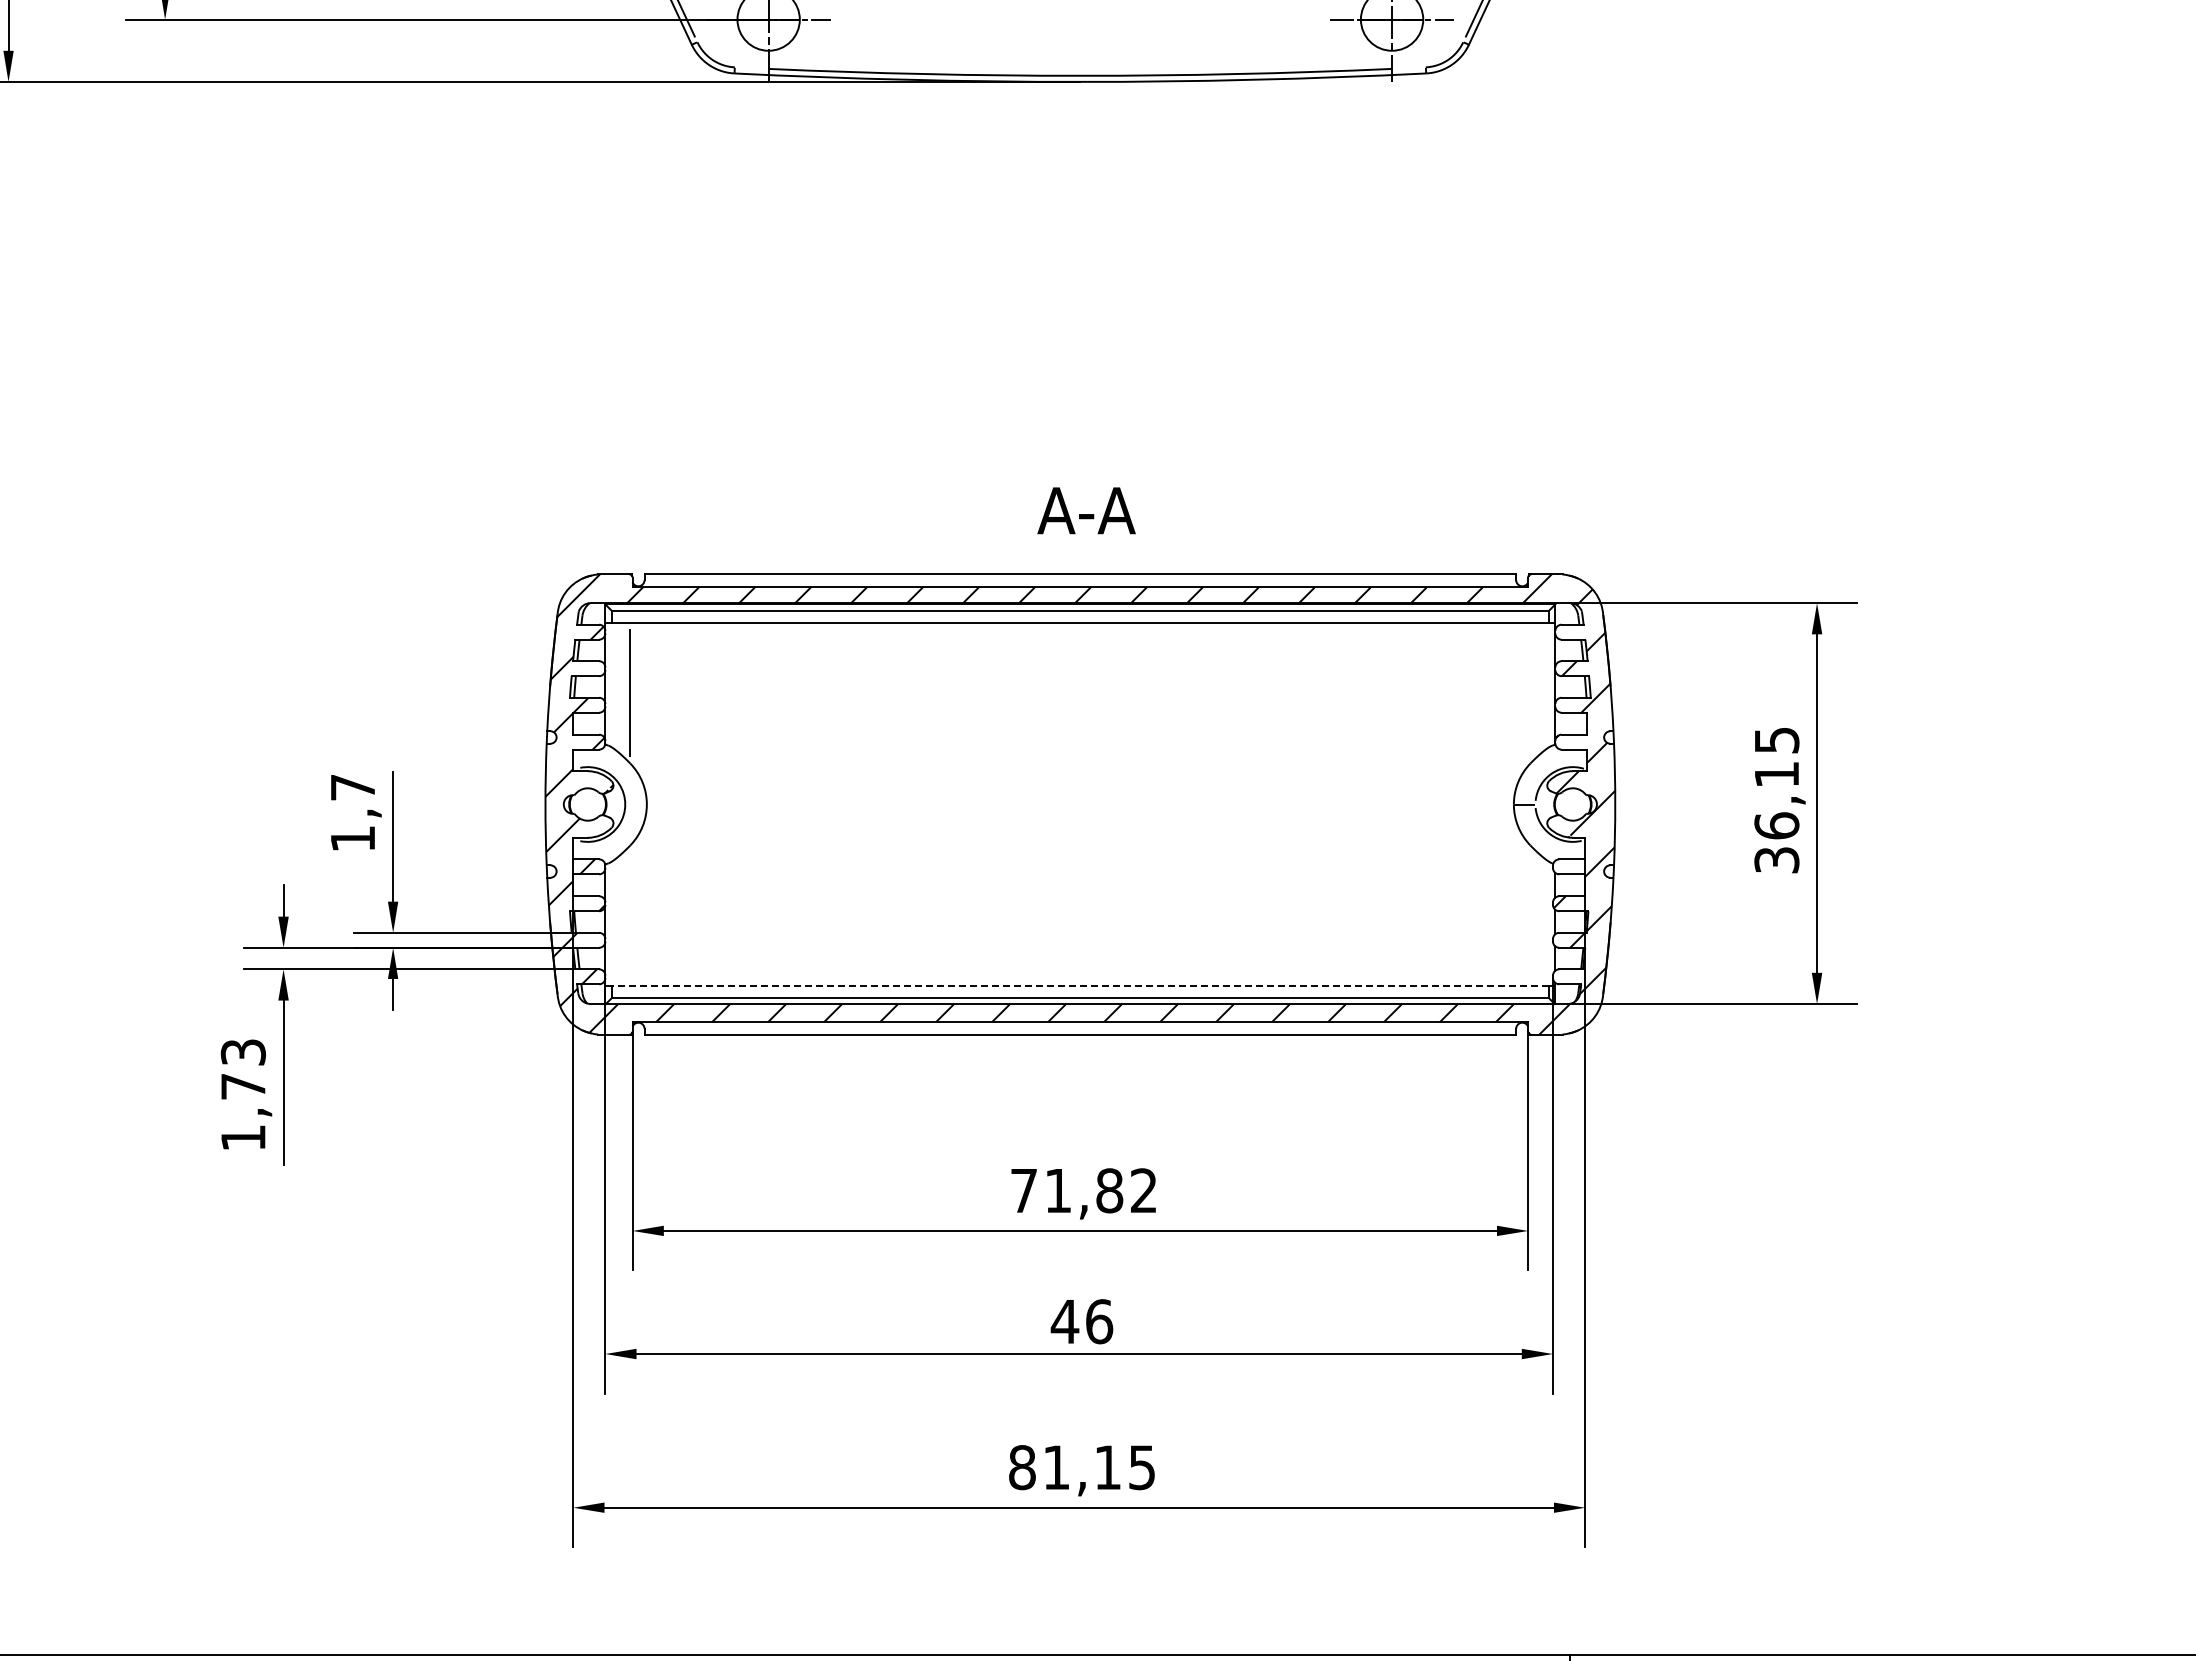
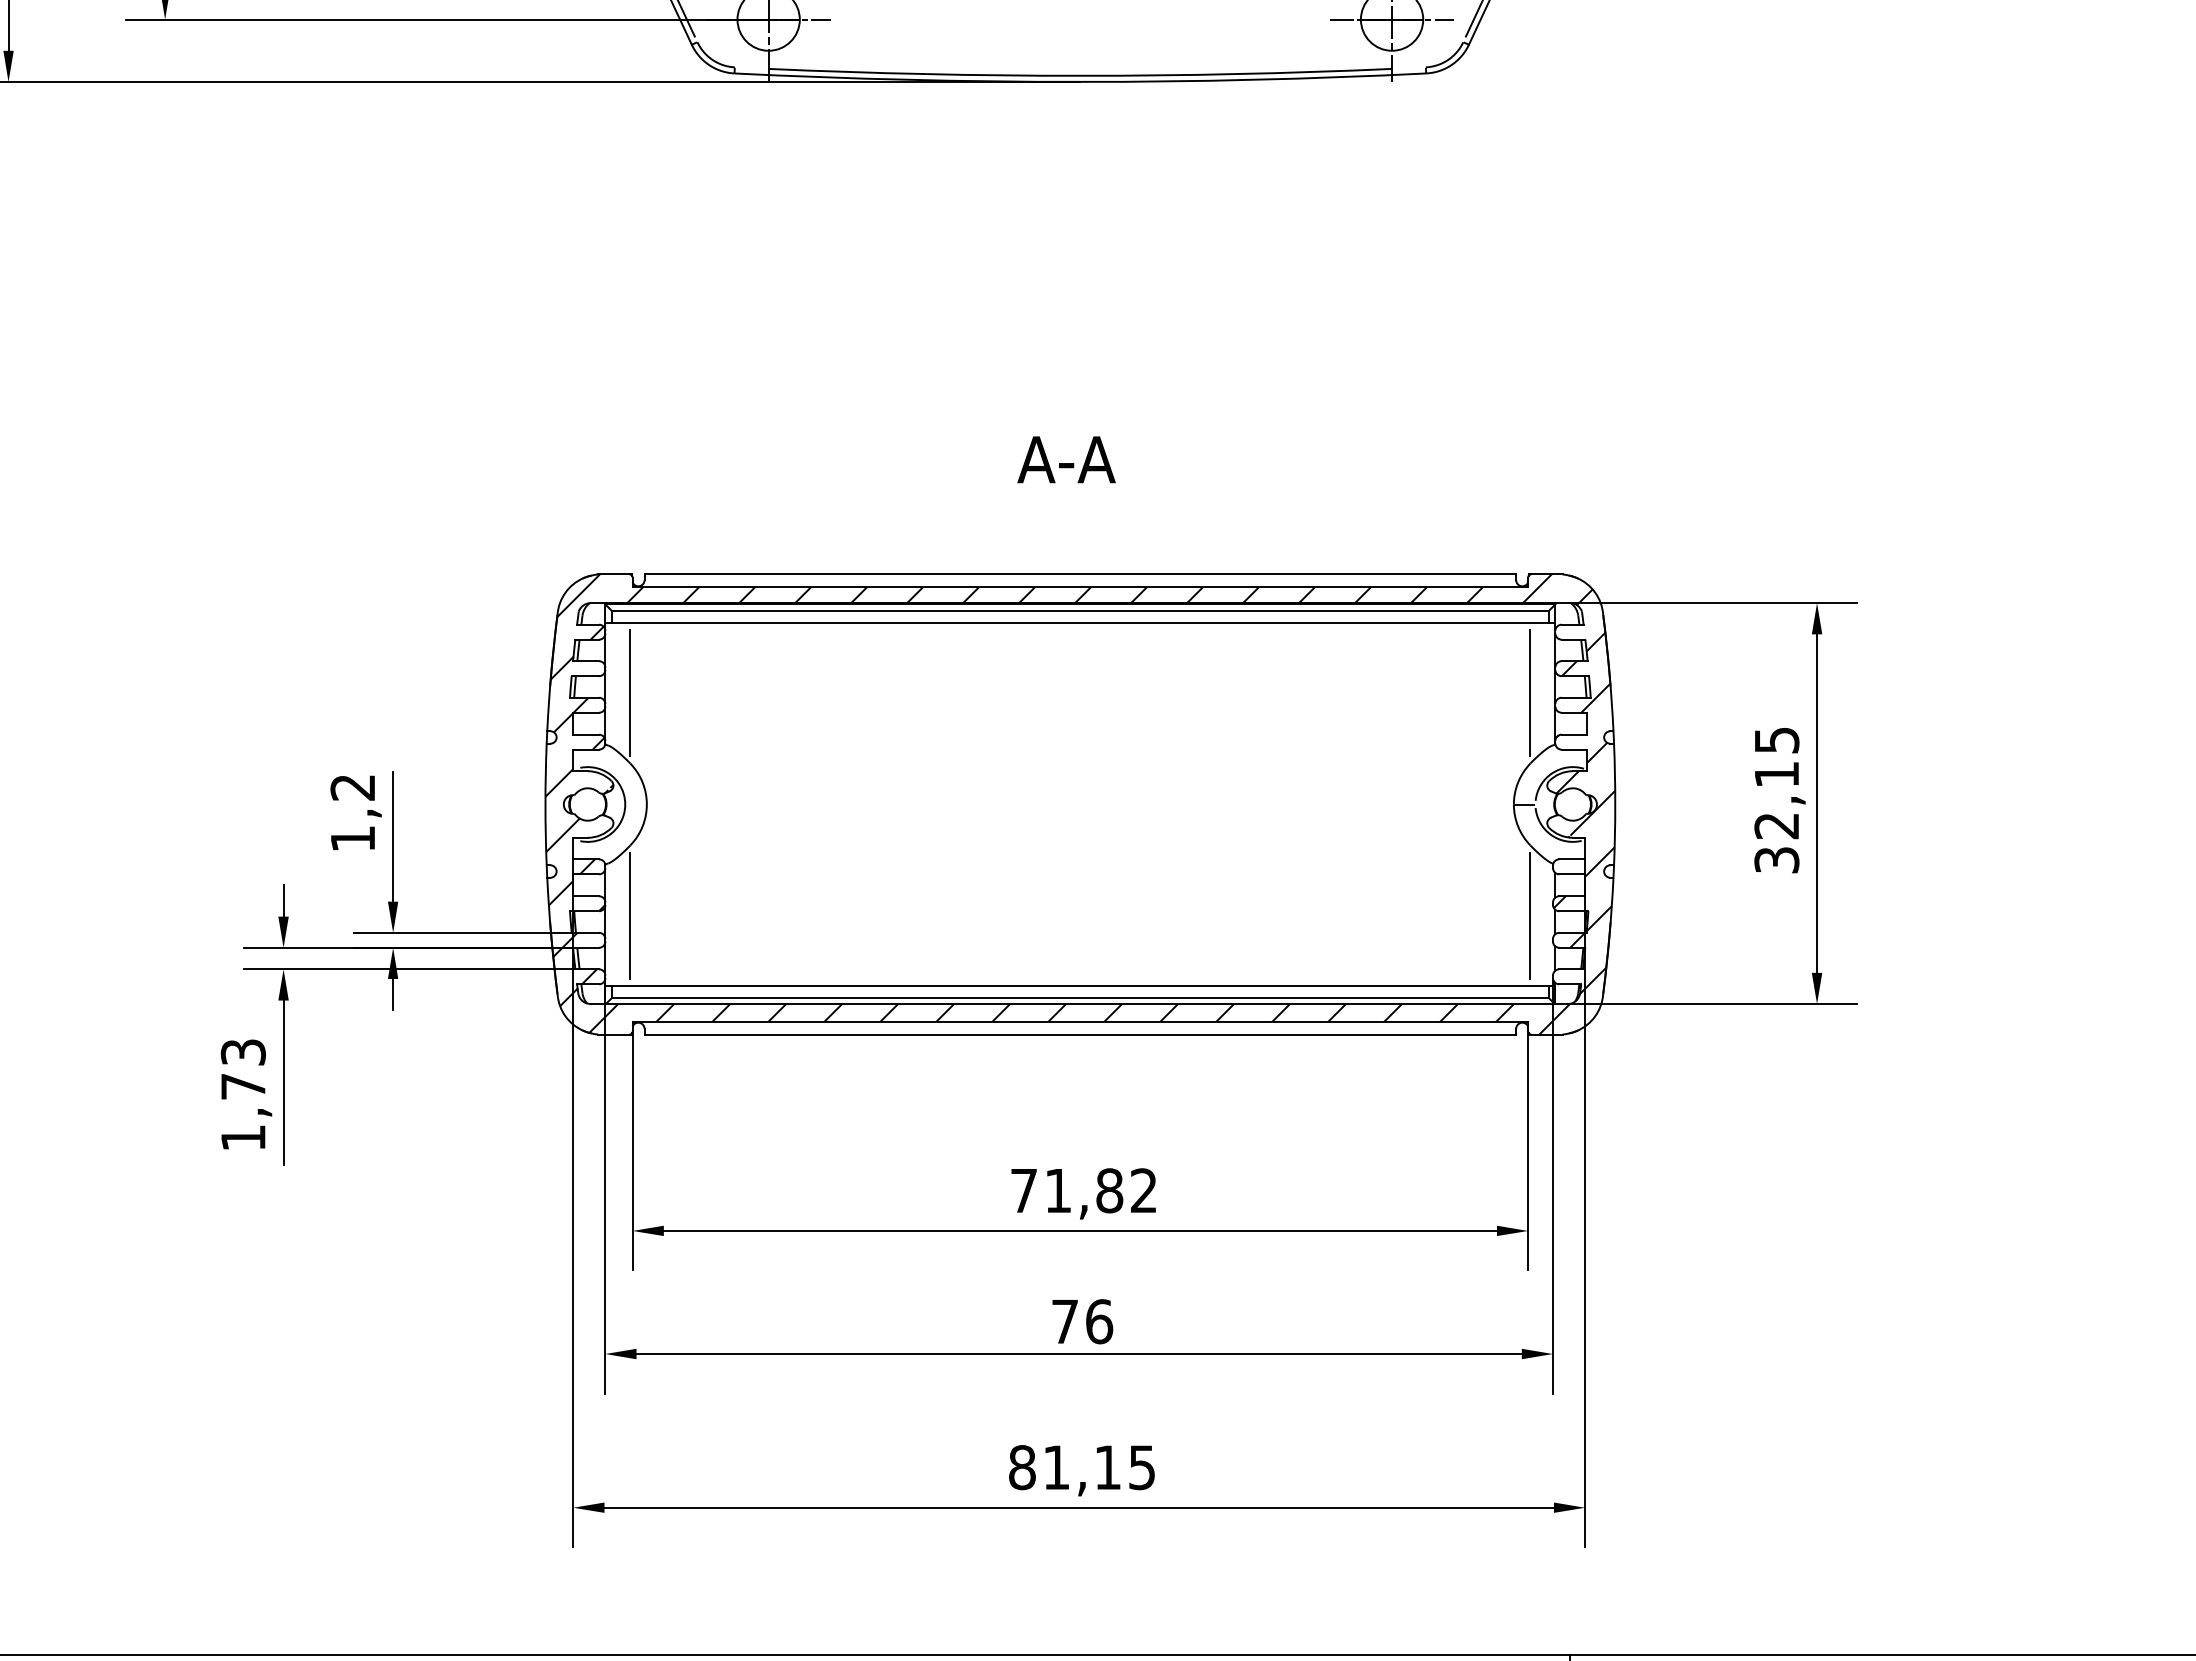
text position: (1086, 510) -> (1066, 459) (1066, 459)
line: none -> present (1530, 693)
text: 1,7 -> 1,2 (352, 787)
text: 36,15 -> 32,15 (1776, 825)
line: none -> present (630, 915)
line: none -> present (1530, 915)
line: dashed -> solid (1080, 985)
text: 46 -> 76 (1064, 1321)
